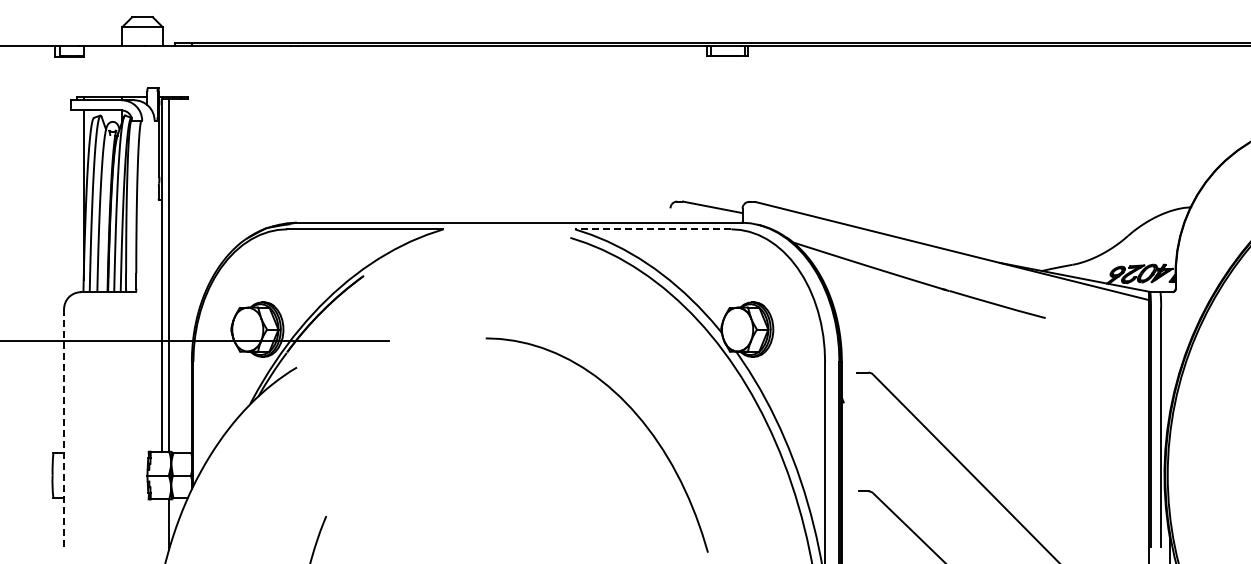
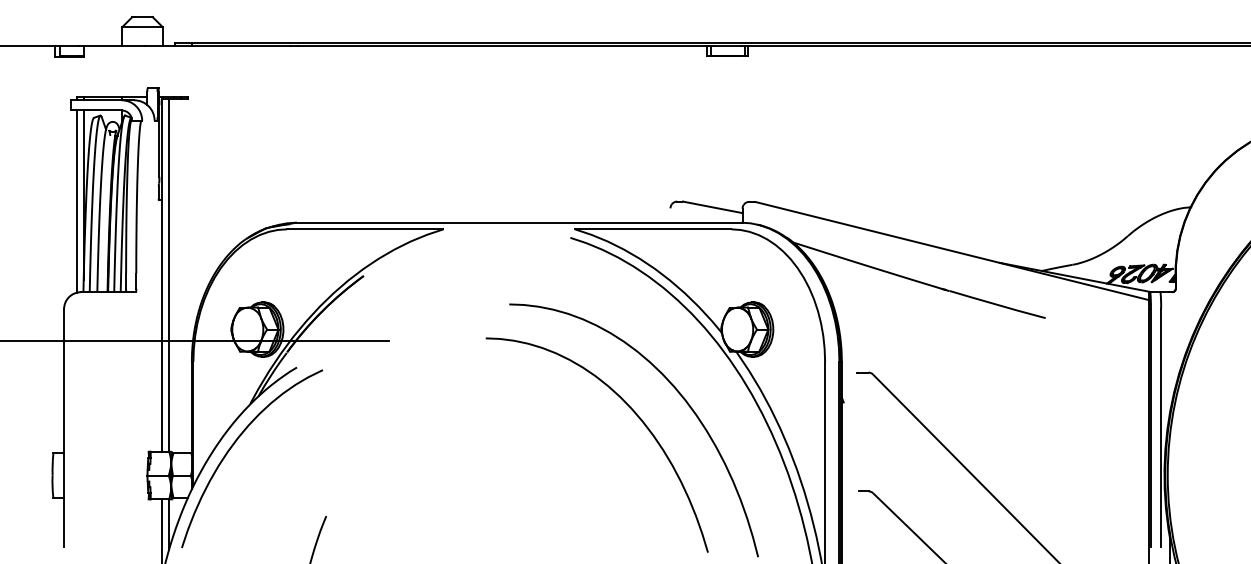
line: none -> present (76, 201)
line: dashed -> solid (652, 229)
curve: none -> present (676, 391)
line: dashed -> solid (64, 428)
curve: none -> present (235, 443)
line: none -> present (161, 529)
